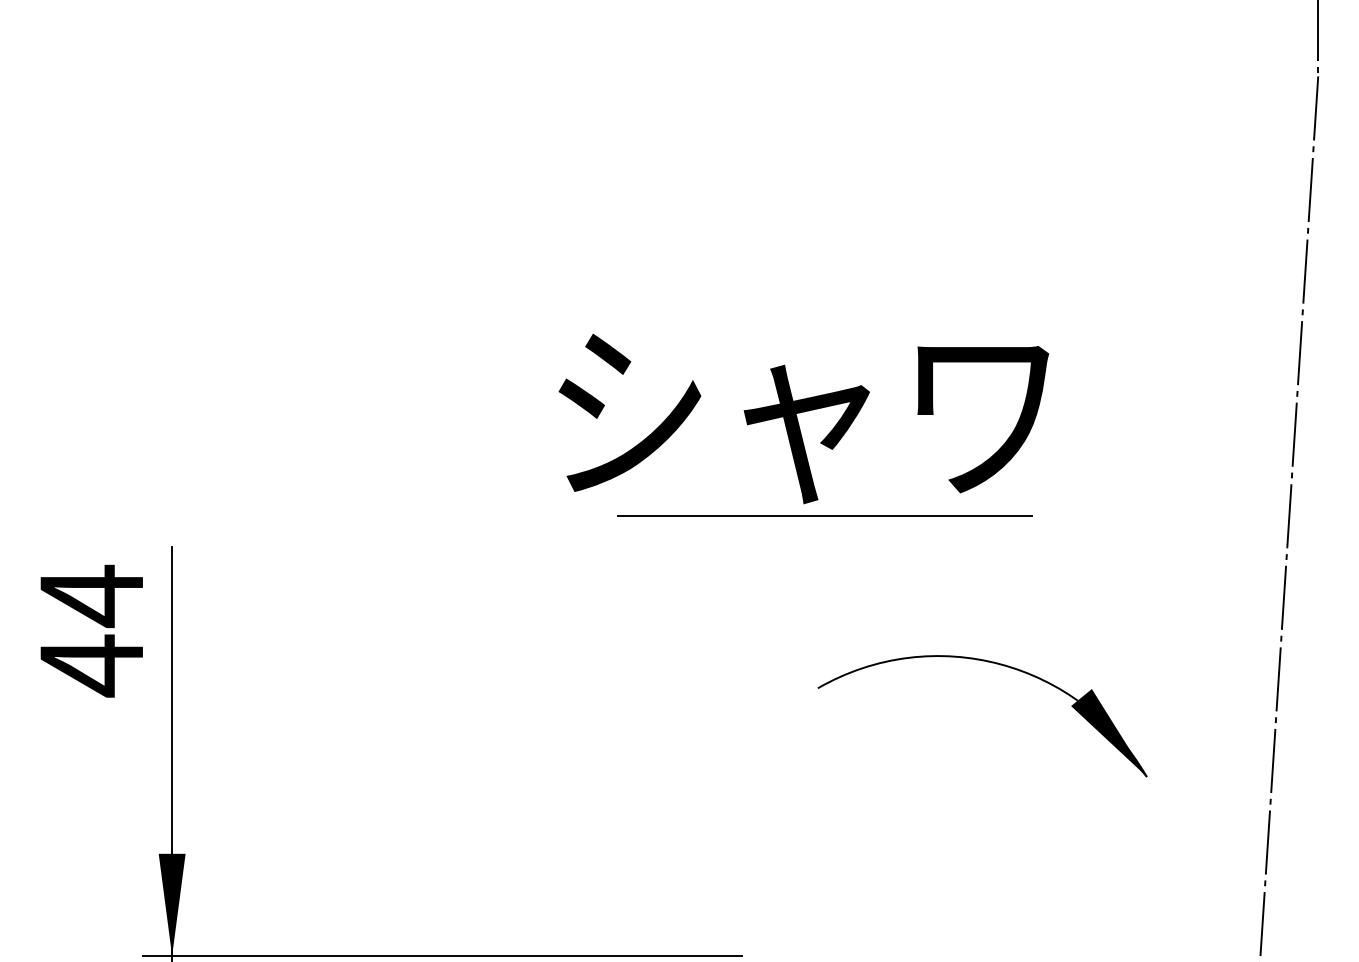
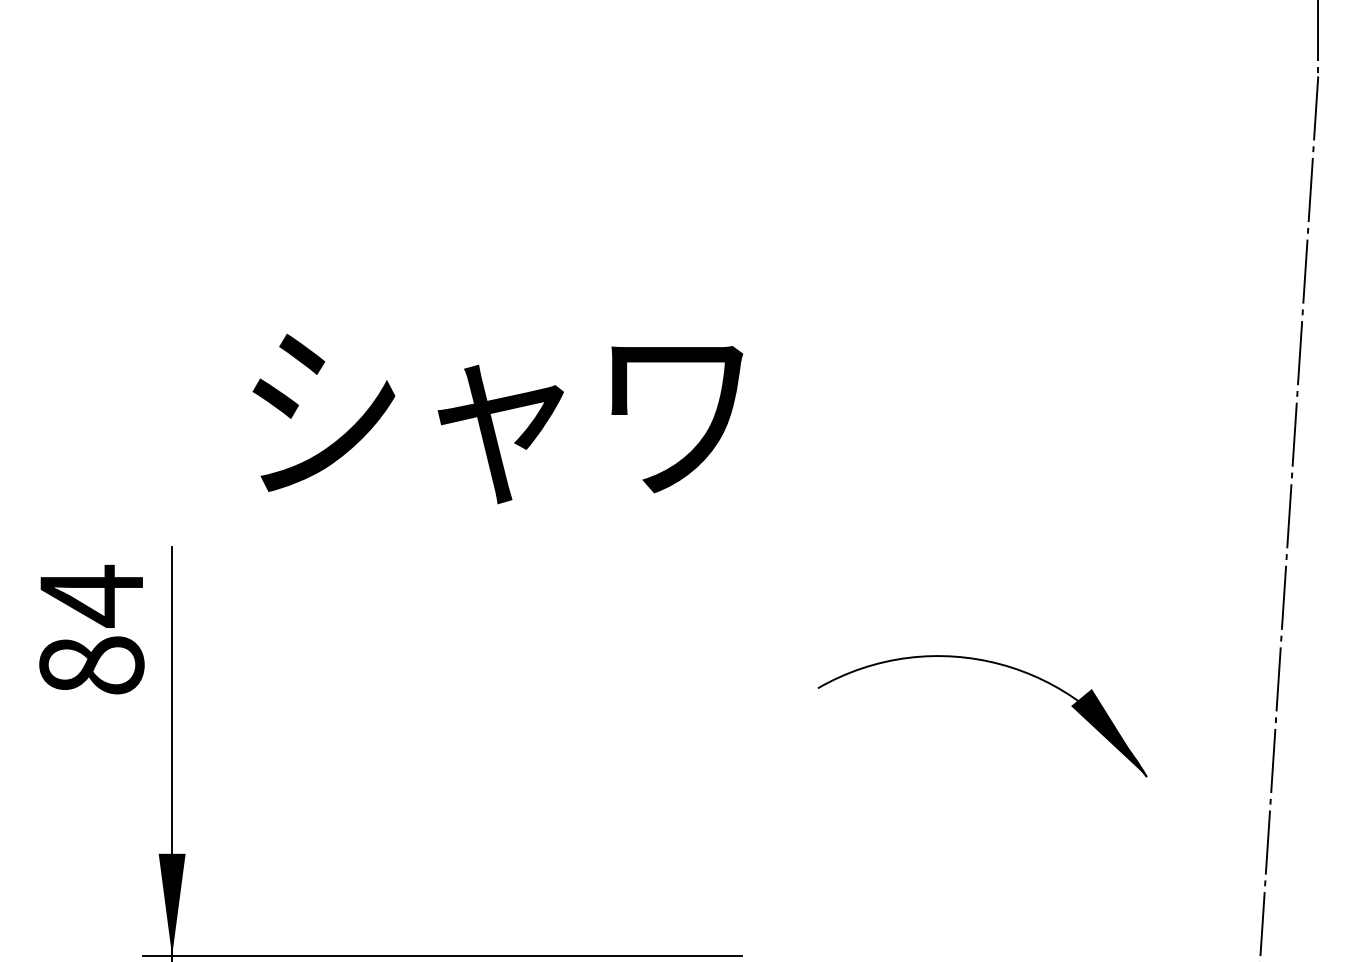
text position: (803, 418) -> (497, 418) (497, 418)
line: present -> none (824, 515)
text: 44 -> 84 (91, 665)
